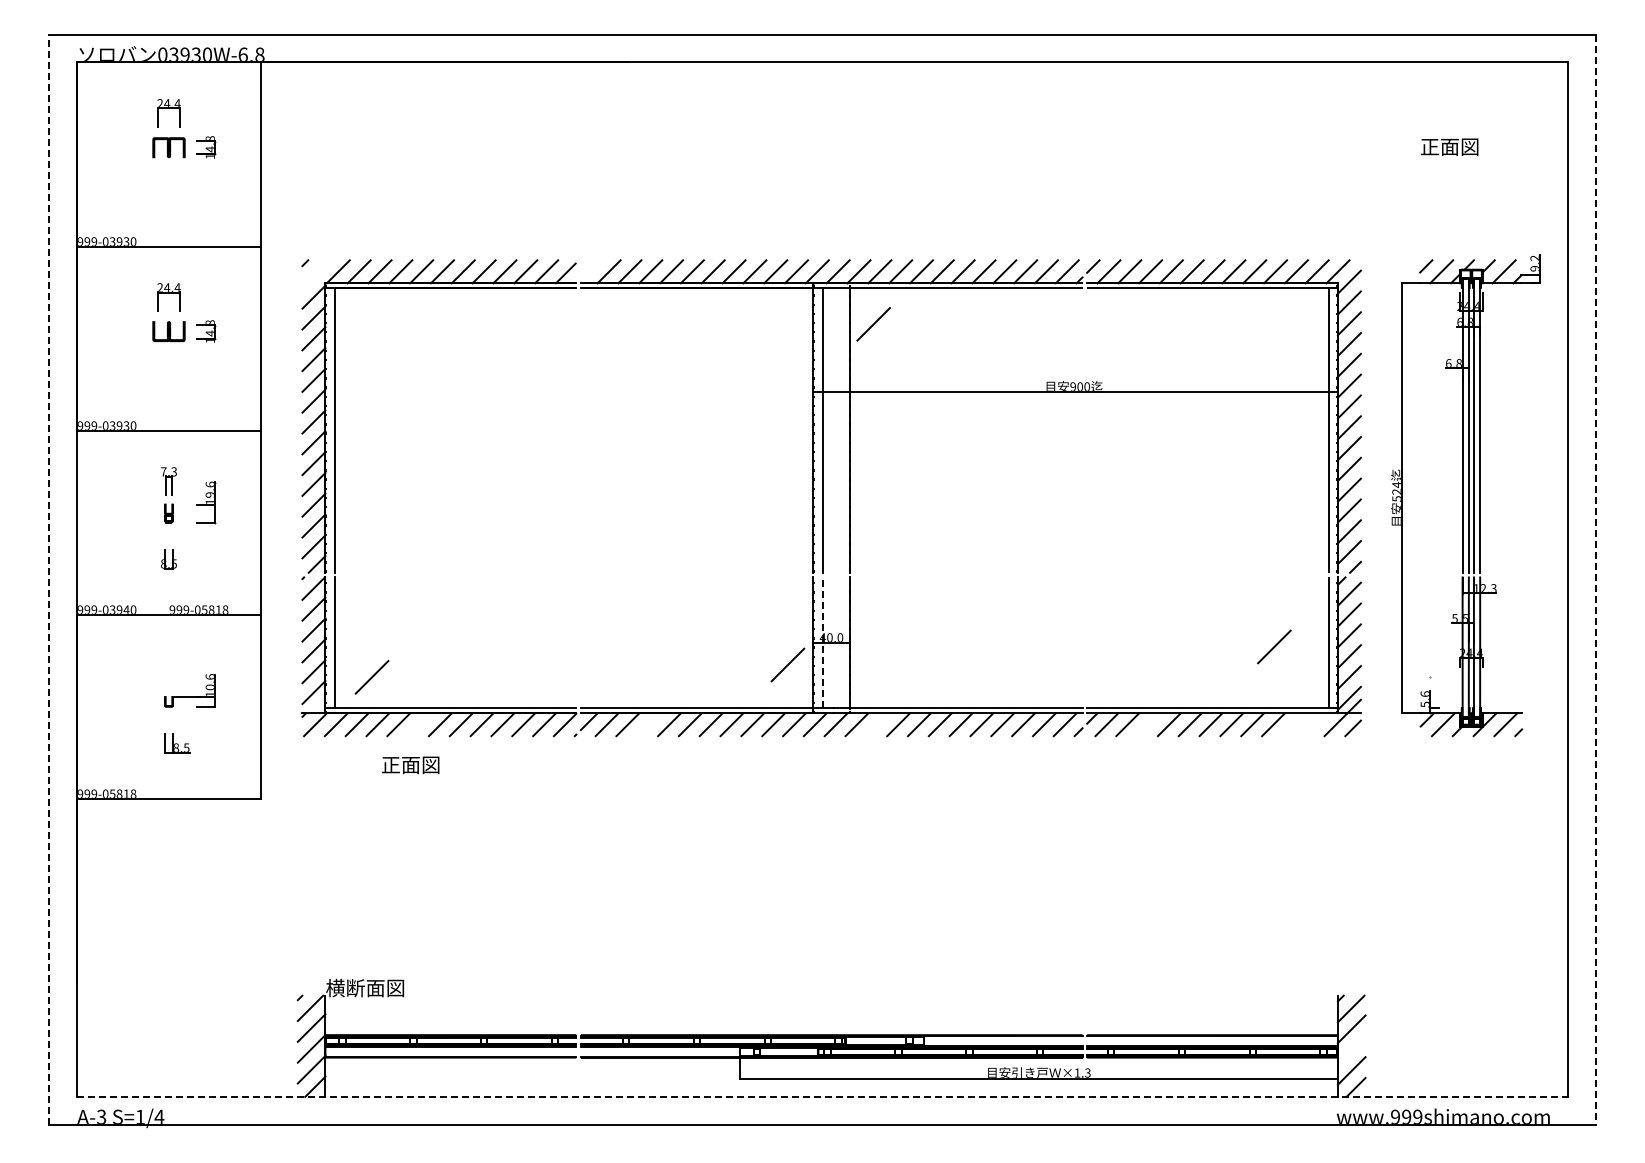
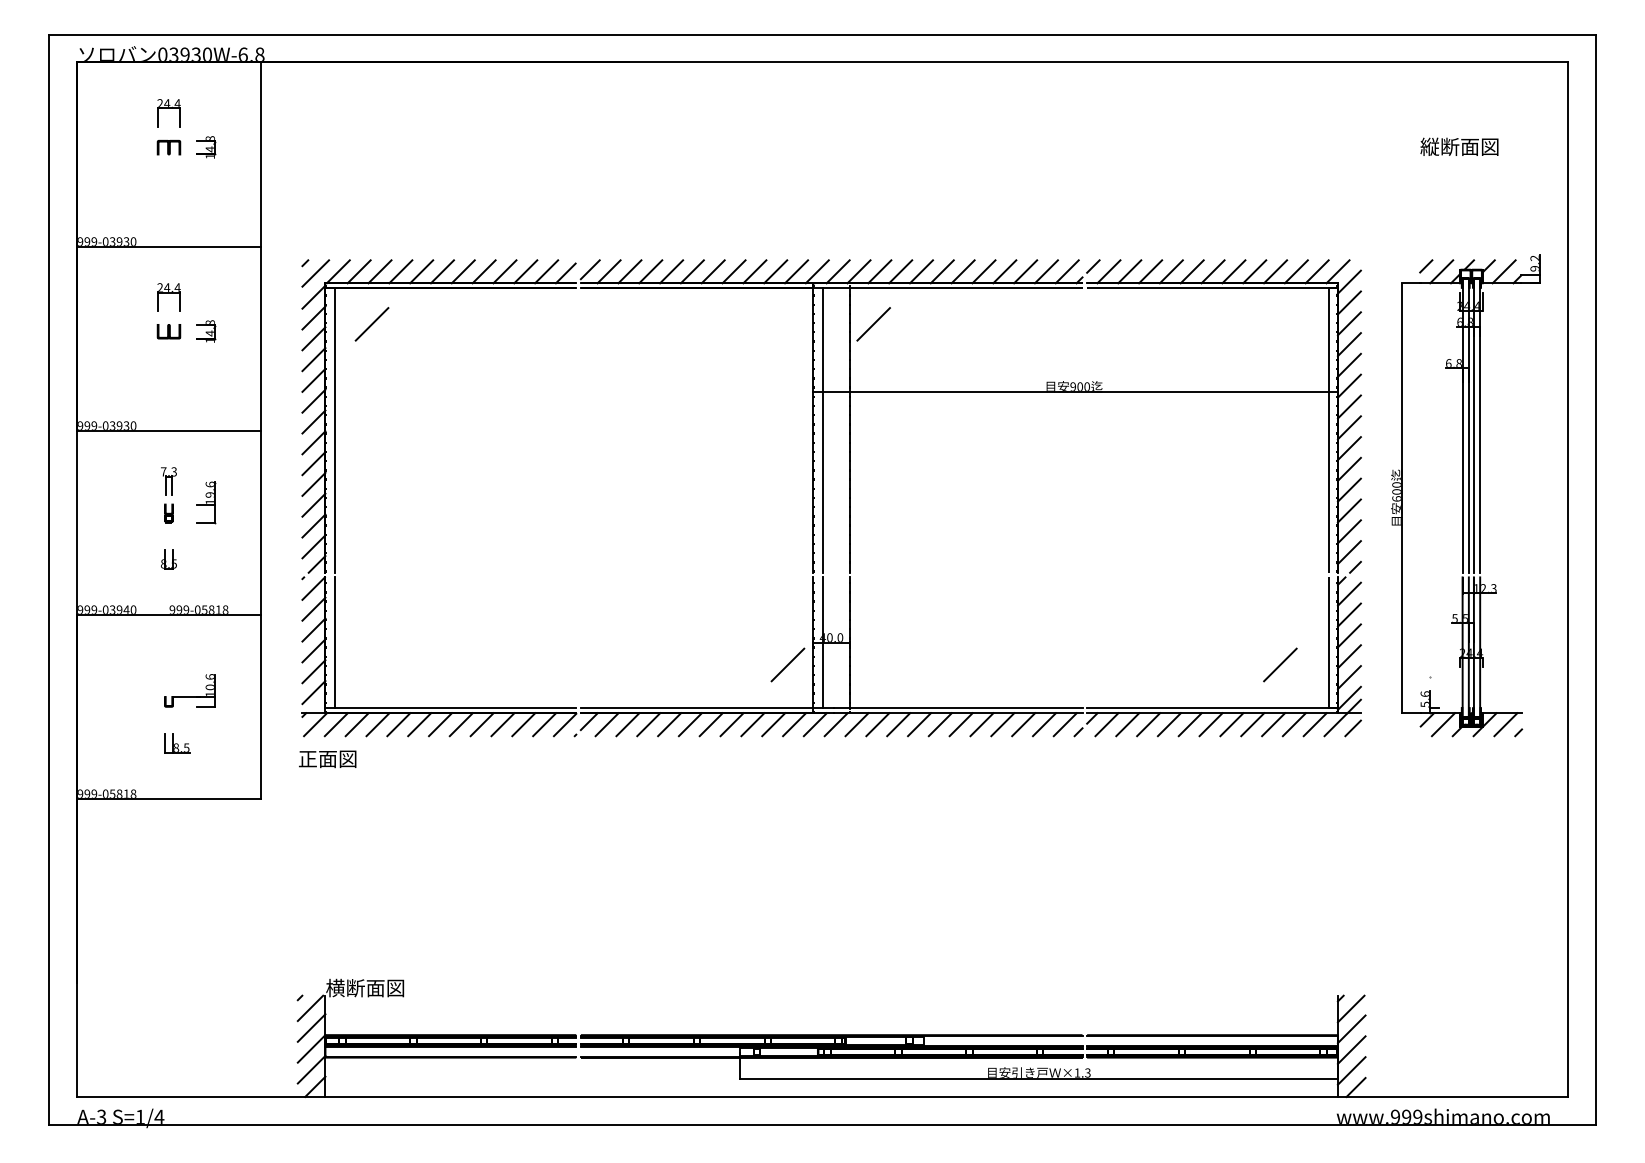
text: 正面図 -> 縦断面図 (1459, 146)
part size: 34x22 px -> 26x17 px (168, 147)
line: none -> present (589, 269)
line: none -> present (315, 273)
part size: 34x22 px -> 26x16 px (168, 331)
text: 524 -> 600 (1396, 491)
line: dashed -> solid (49, 579)
line: dashed -> solid (1595, 579)
line: dashed -> solid (823, 642)
line position: (1274, 646) -> (1280, 664) (1280, 664)
line position: (371, 677) -> (371, 324) (371, 324)
line: none -> present (419, 724)
line: none -> present (648, 724)
line: none -> present (877, 724)
line: none -> present (1148, 724)
line: none -> present (1293, 724)
line: none -> present (1314, 724)
text position: (410, 765) -> (327, 759) (327, 759)
line: none -> present (1351, 1049)
line: dashed -> solid (822, 1096)
